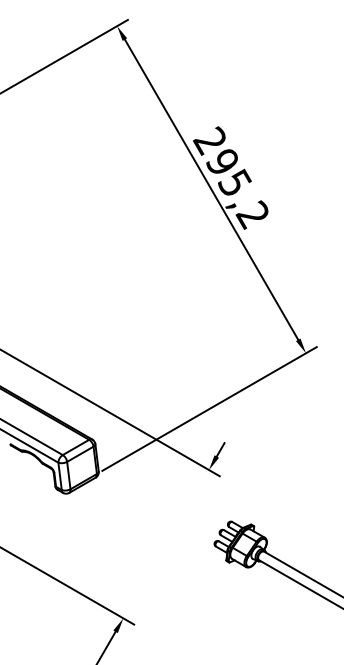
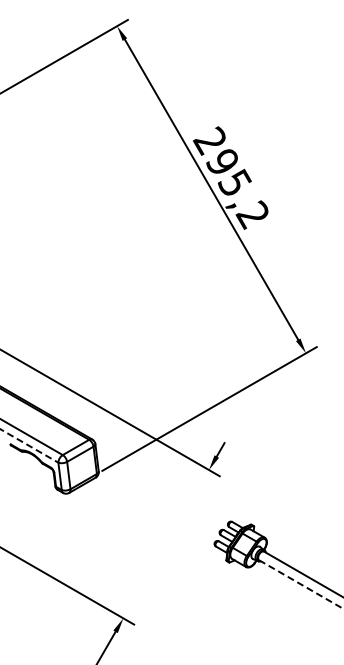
line: solid -> dashed (29, 446)
line: solid -> dashed (301, 584)
